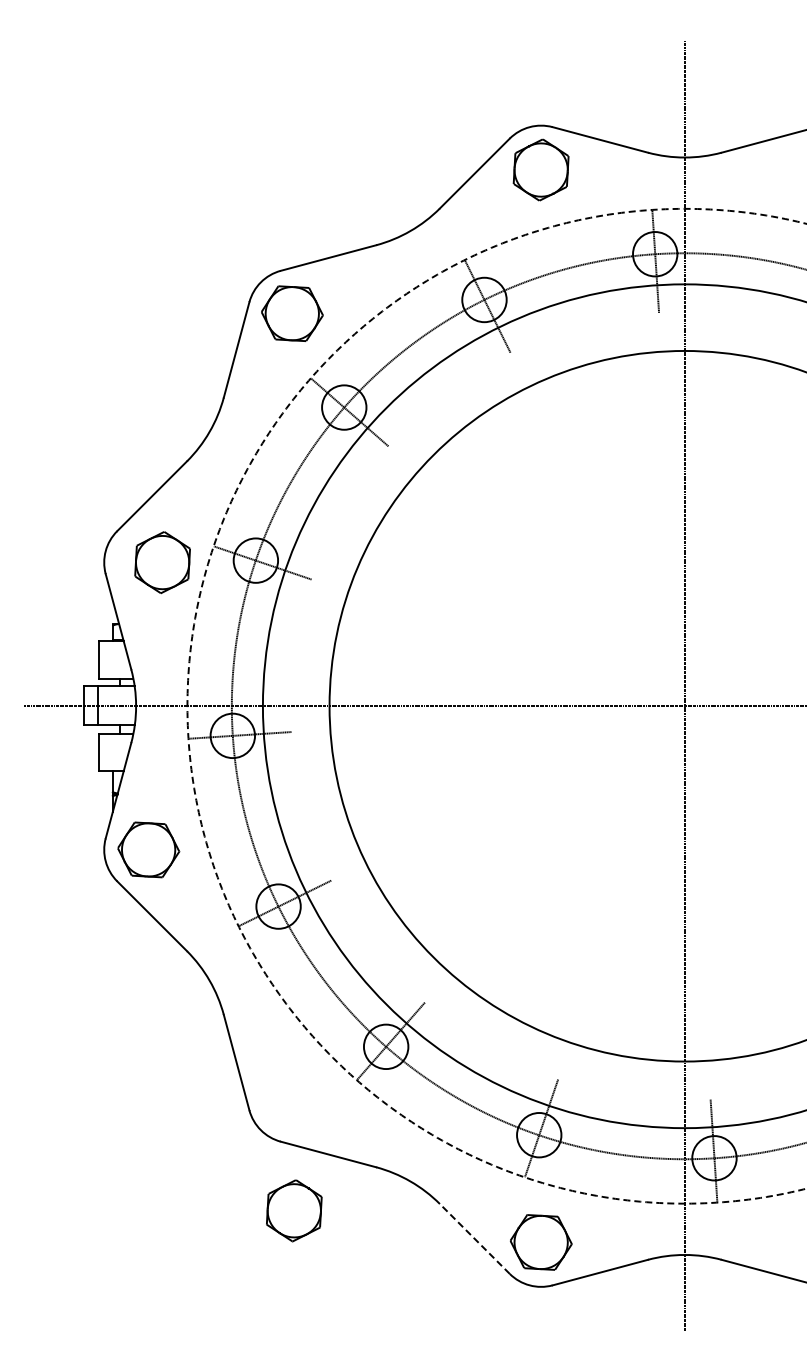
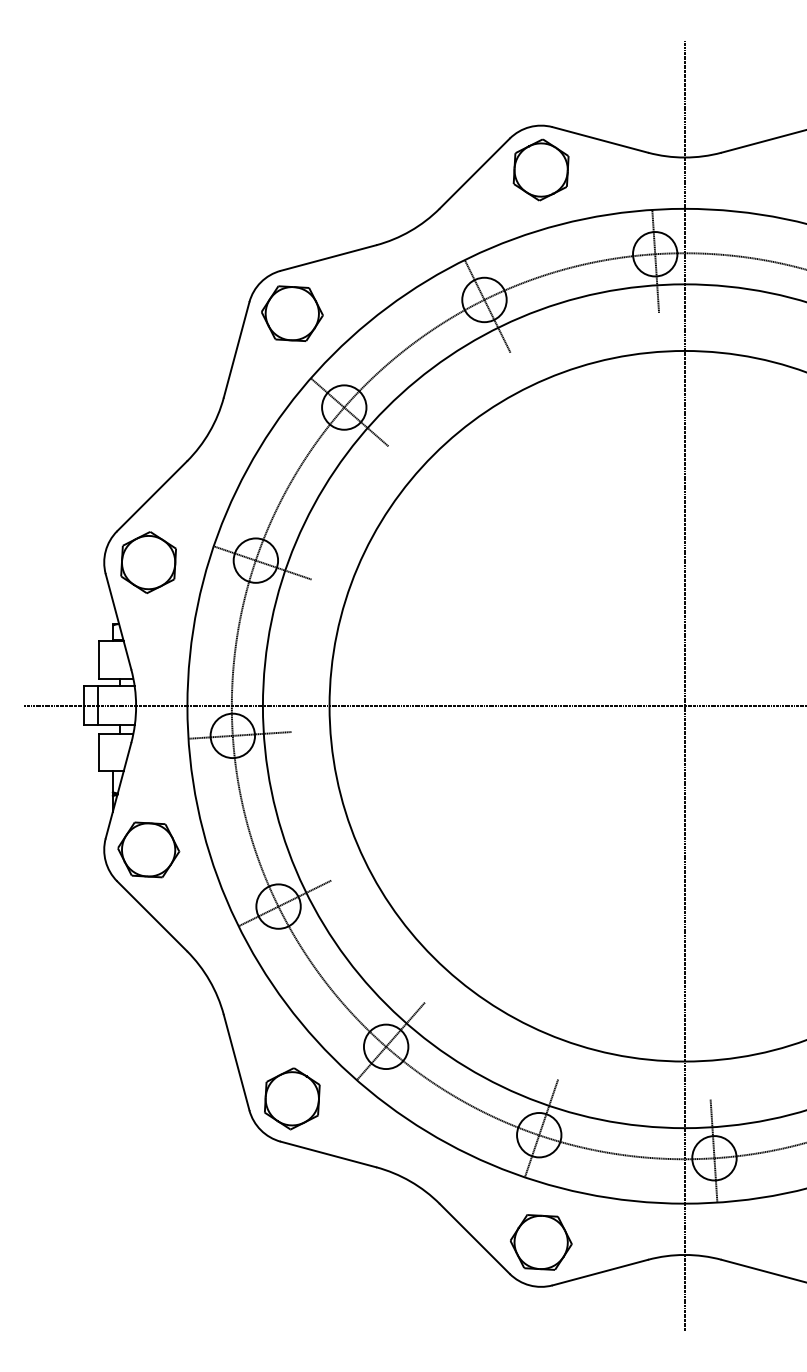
part position: (162, 562) -> (148, 562) (148, 562)
circle: dashed -> solid (496, 705)
part position: (294, 1210) -> (292, 1098) (292, 1098)
line: dashed -> solid (474, 1238)
